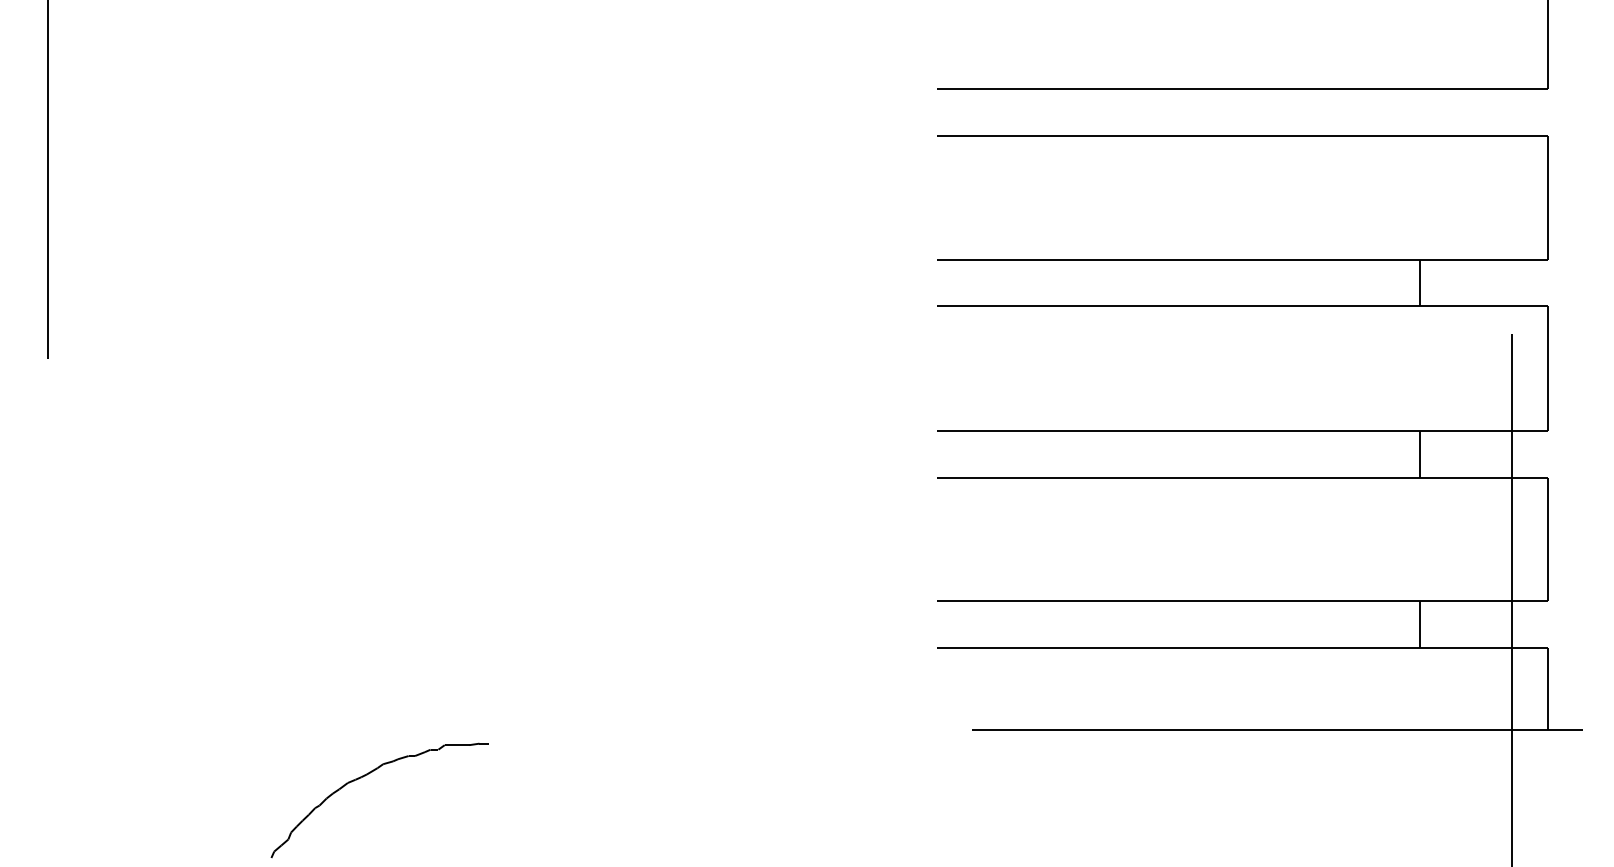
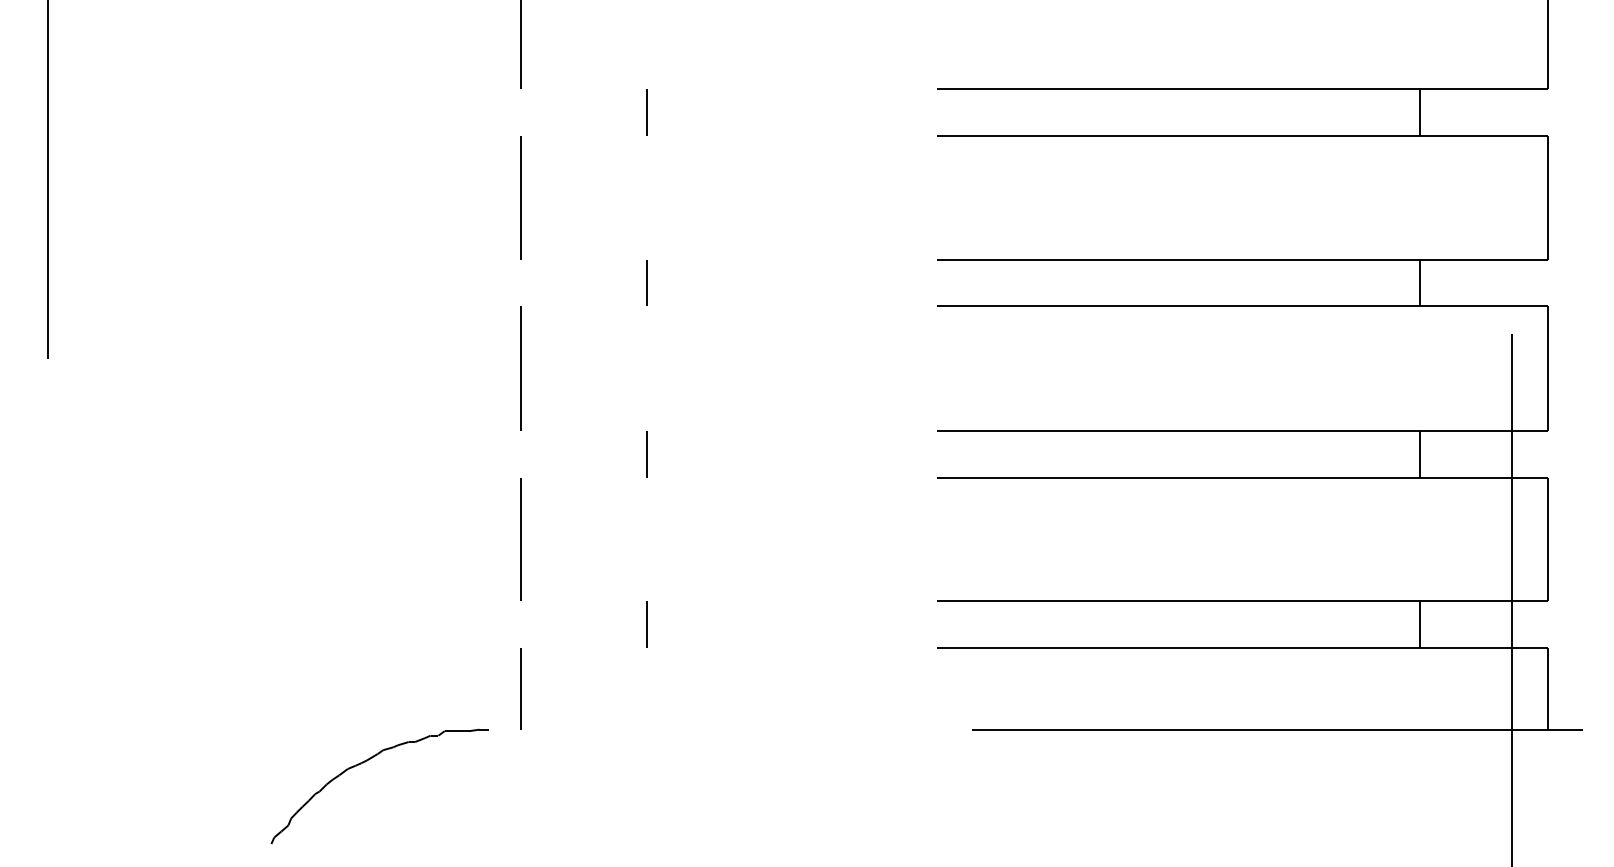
line: none -> present (520, 45)
line: none -> present (647, 111)
line: none -> present (1419, 111)
line: none -> present (520, 197)
line: none -> present (647, 282)
line: none -> present (520, 368)
line: none -> present (646, 454)
line: none -> present (520, 539)
line: none -> present (646, 624)
line: none -> present (520, 688)
part position: (367, 775) -> (367, 761) (367, 761)
